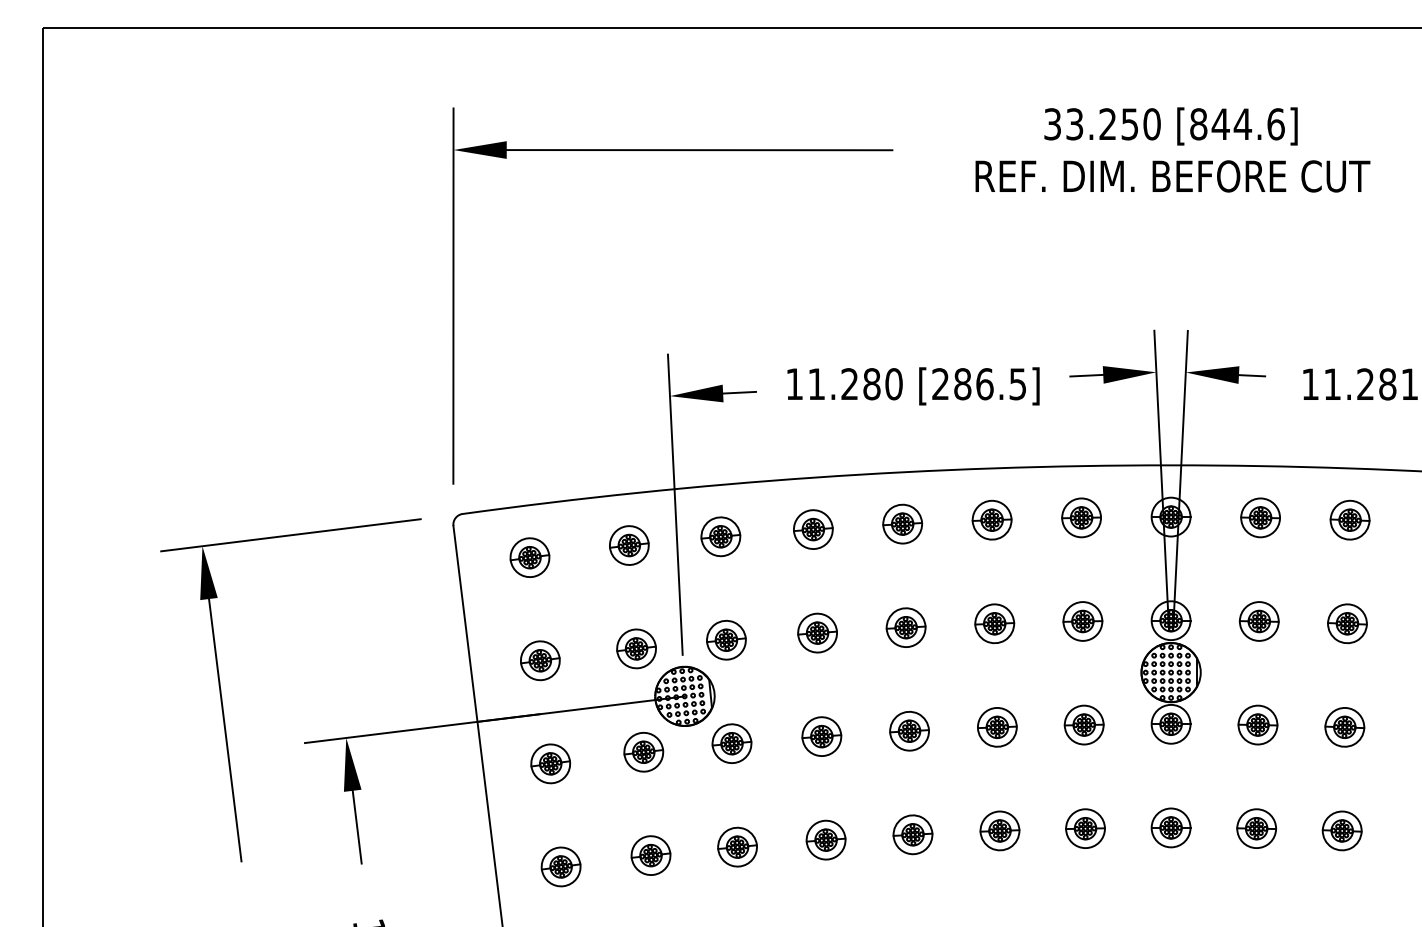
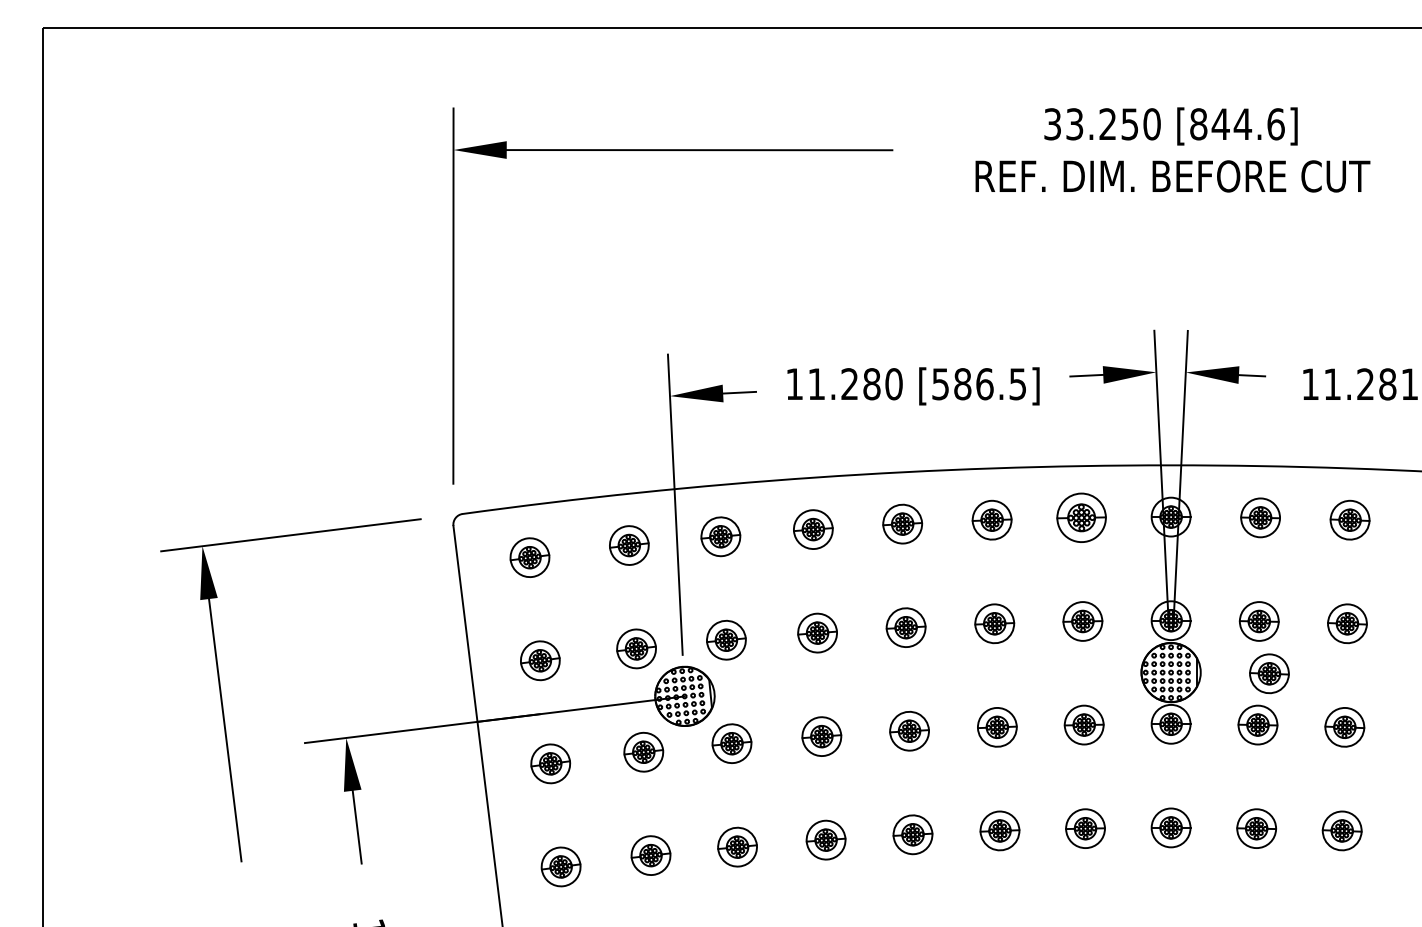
text: [286.5] -> [586.5] (940, 384)
part size: 41x42 px -> 51x51 px (1081, 517)
part: none -> present (1269, 673)
